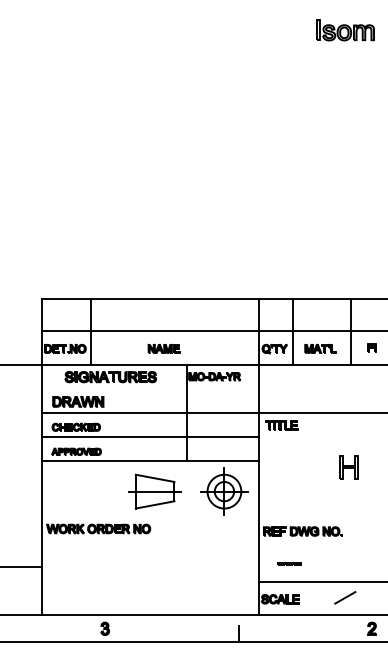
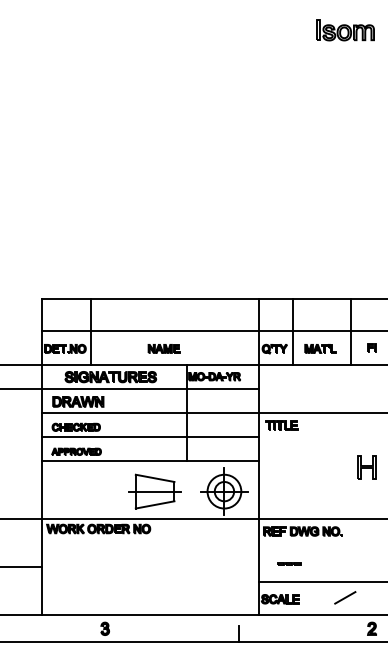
line: none -> present (130, 388)
part position: (348, 467) -> (366, 467) (366, 467)
line: none -> present (193, 519)
